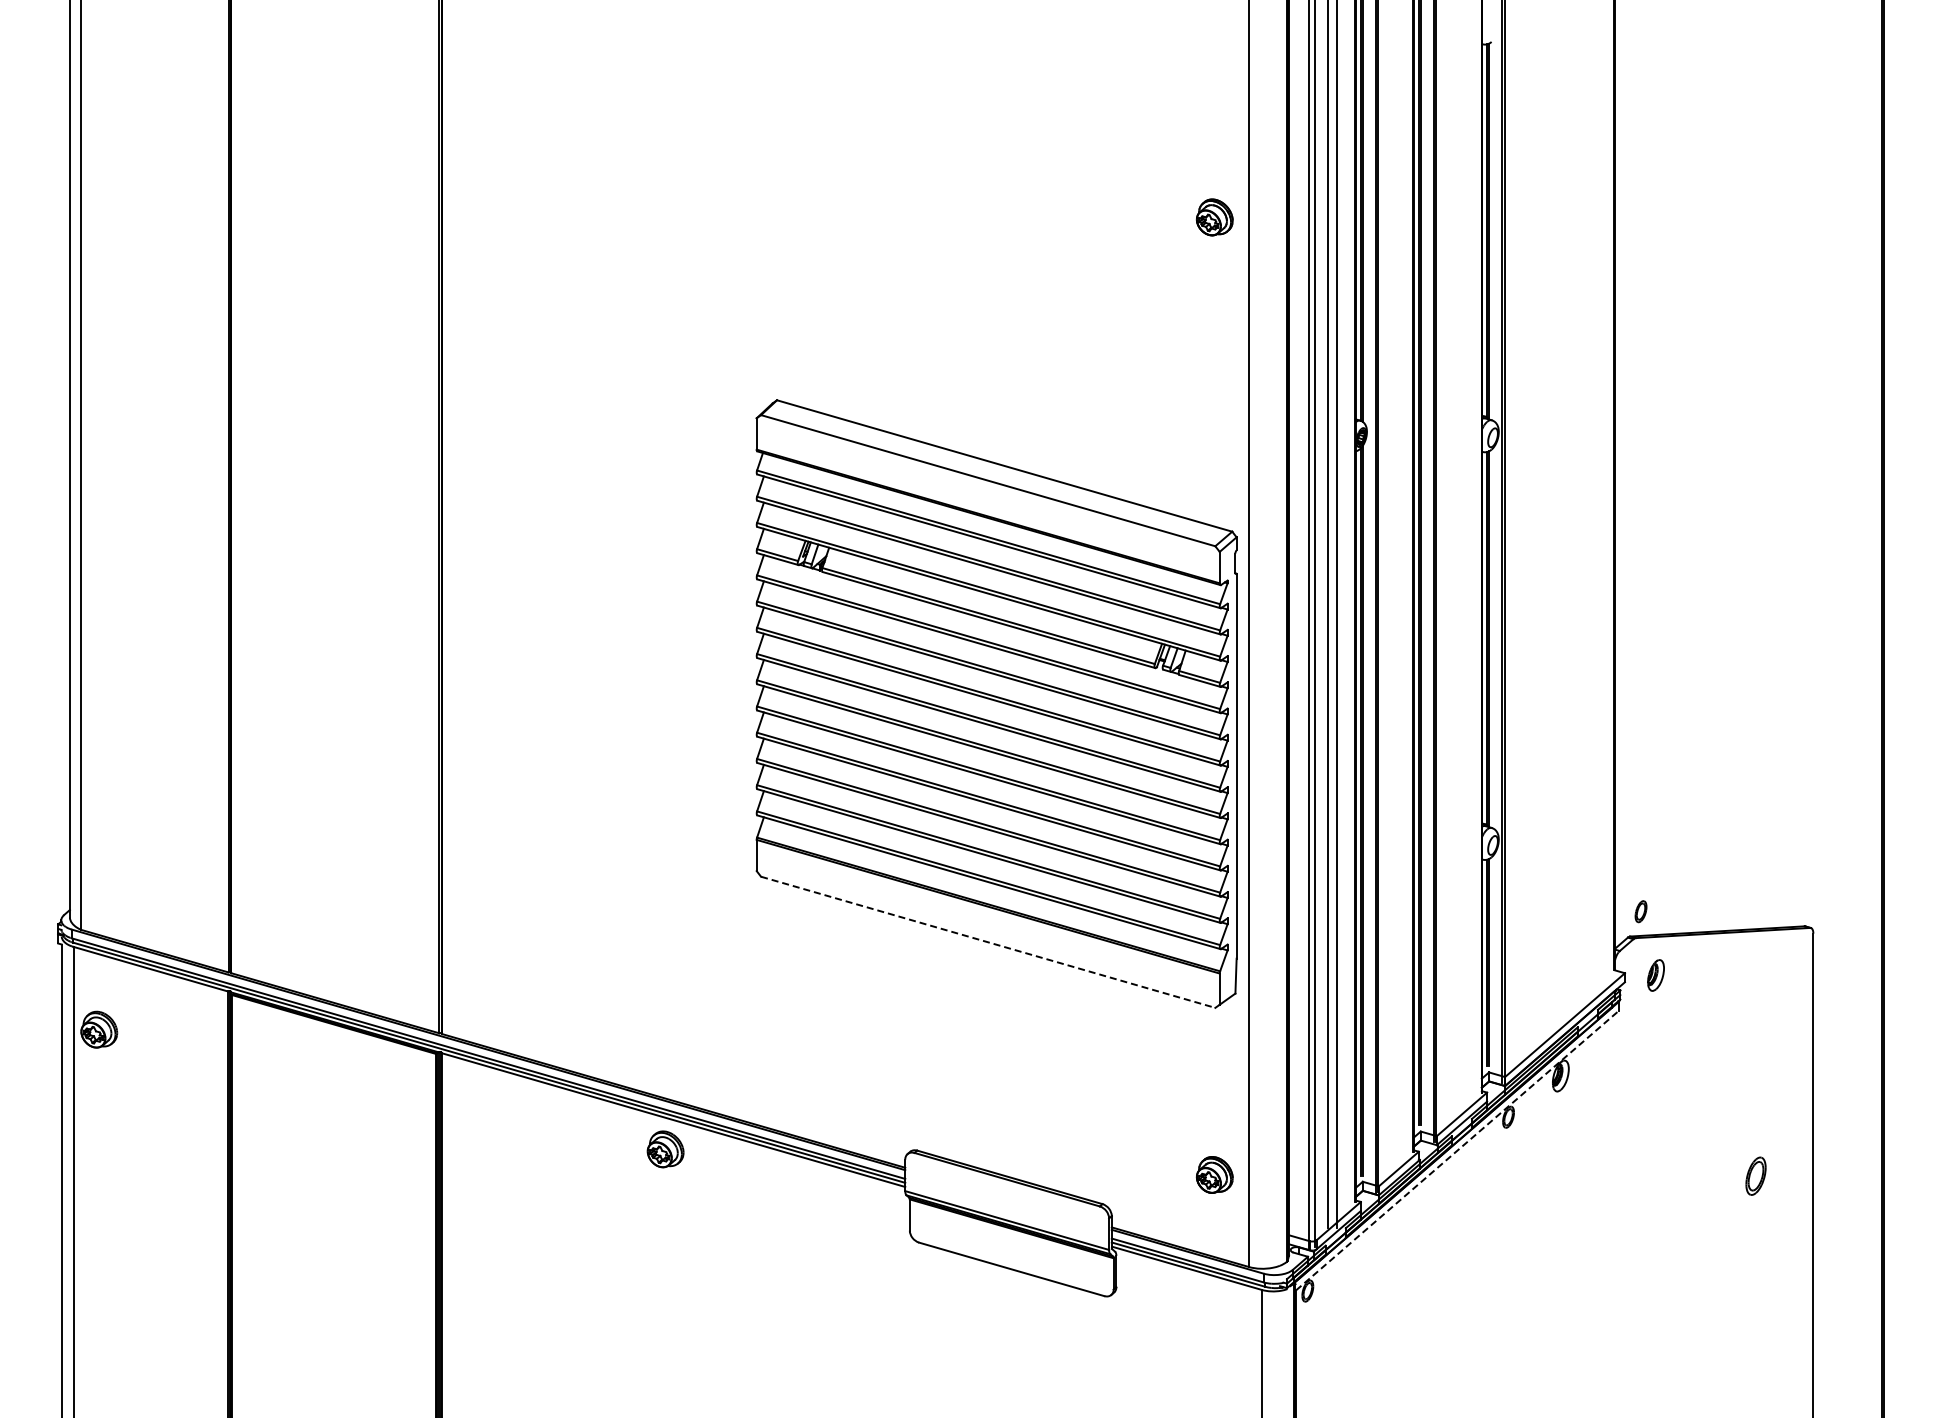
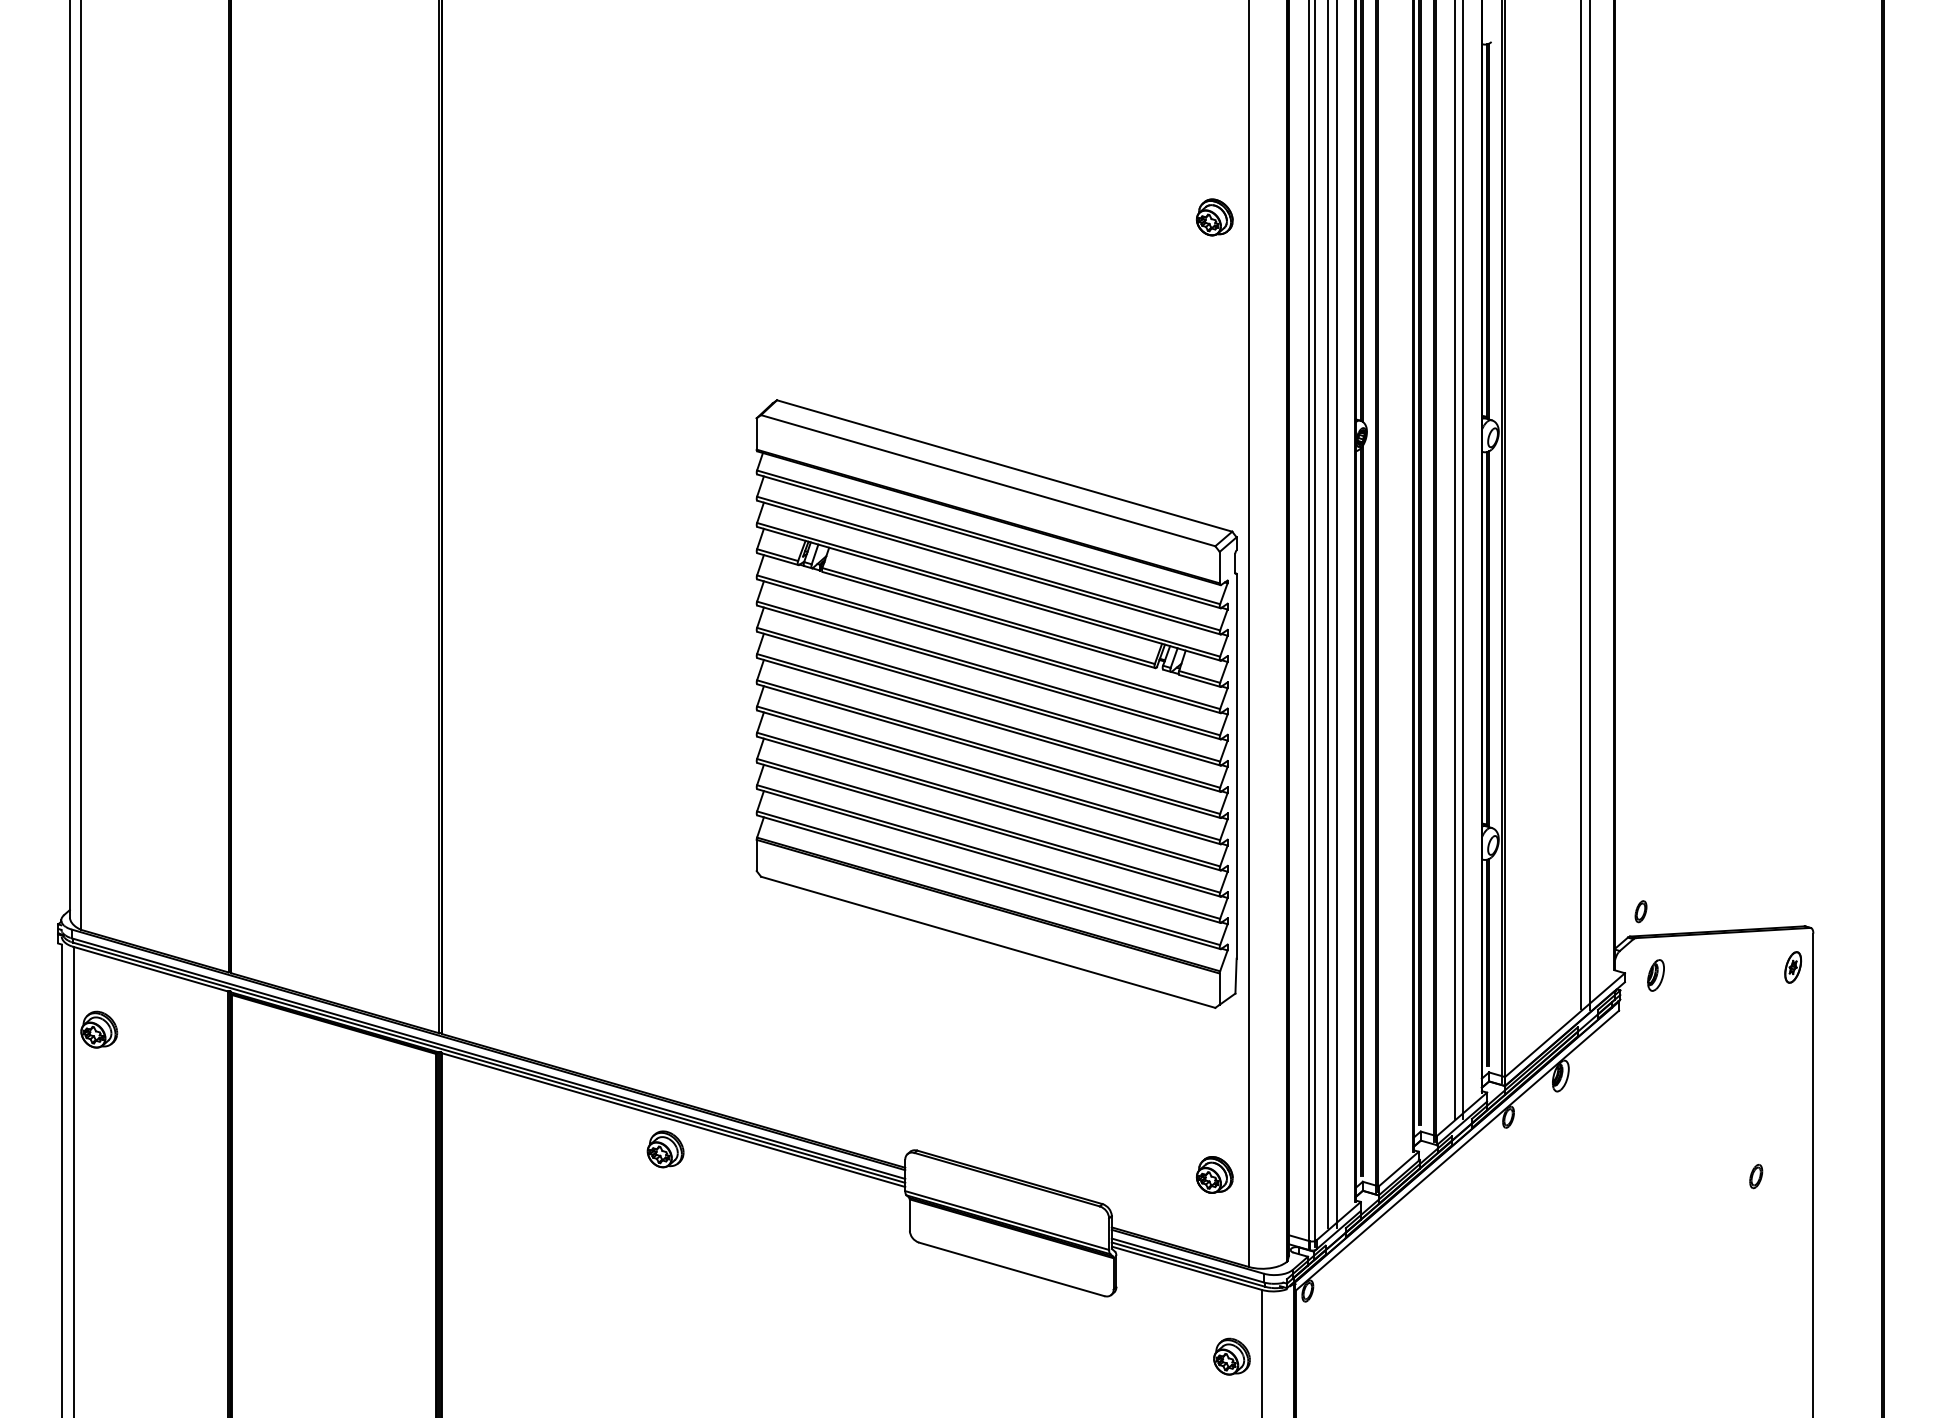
line: none -> present (1580, 505)
line: none -> present (1589, 505)
line: none -> present (1454, 560)
line: none -> present (1463, 560)
line: dashed -> solid (988, 942)
part: none -> present (1793, 967)
line: dashed -> solid (1457, 1150)
part size: 22x40 px -> 15x26 px (1756, 1176)
part: none -> present (1231, 1356)
